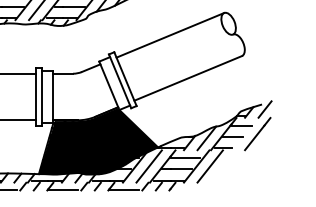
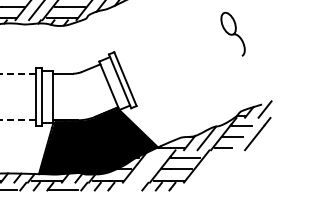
line: present -> none (170, 35)
line: solid -> dashed (18, 73)
line: present -> none (188, 78)
line: solid -> dashed (18, 120)
line: present -> none (148, 166)
line: present -> none (209, 166)
line: present -> none (124, 190)
